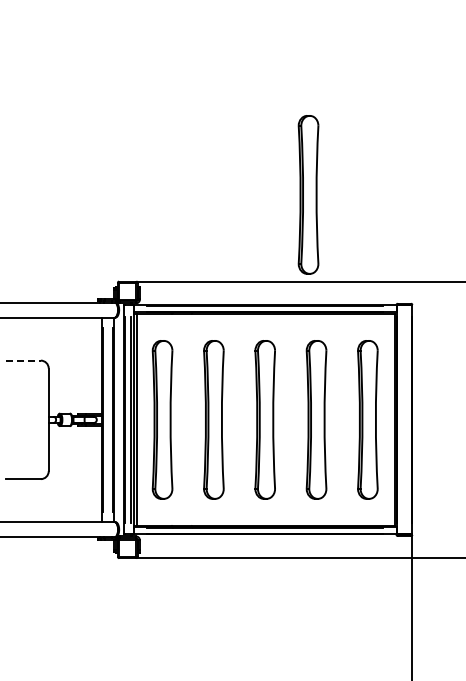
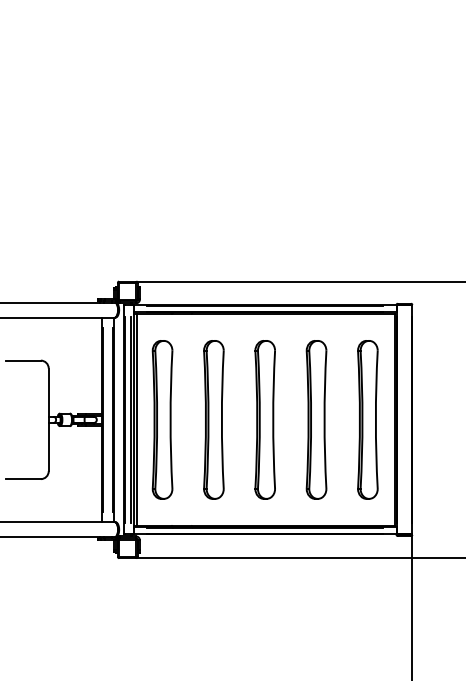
part: present -> none (308, 194)
line: dashed -> solid (23, 360)
